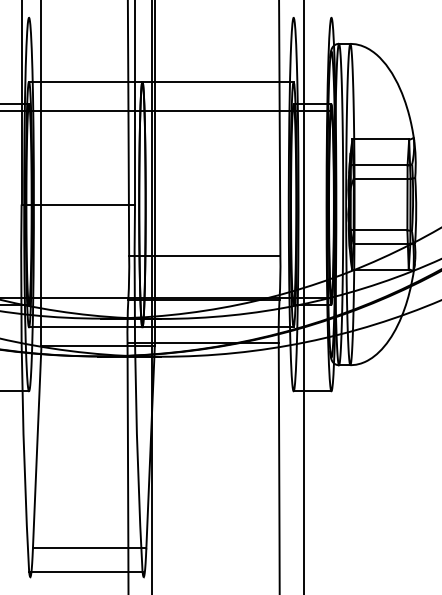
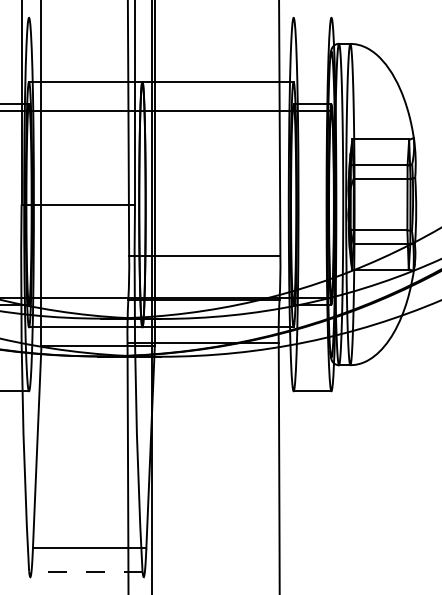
line: present -> none (303, 296)
line: solid -> dashed (85, 571)
